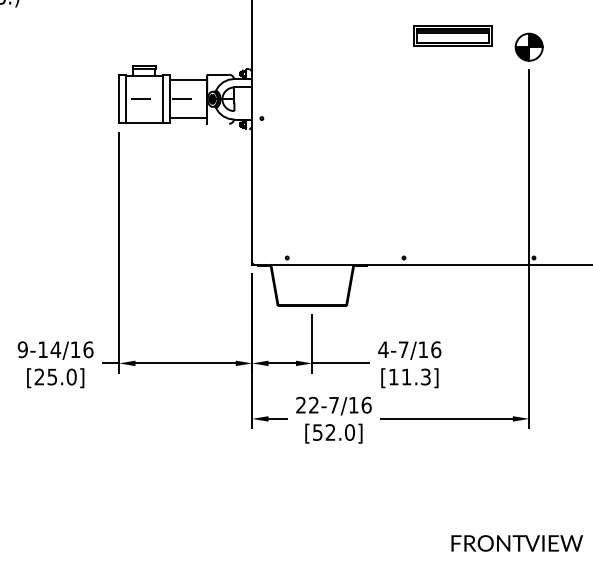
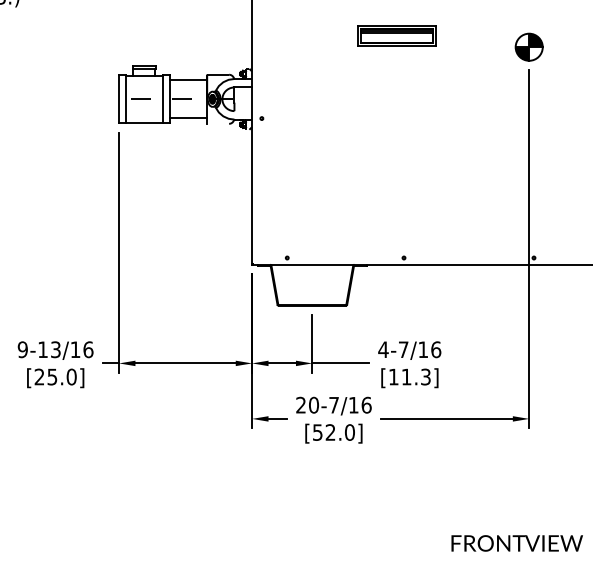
part position: (452, 35) -> (396, 35) (396, 35)
text: 9-14/16 -> 9-13/16 (55, 349)
text: 22-7/16 -> 20-7/16 (313, 404)
